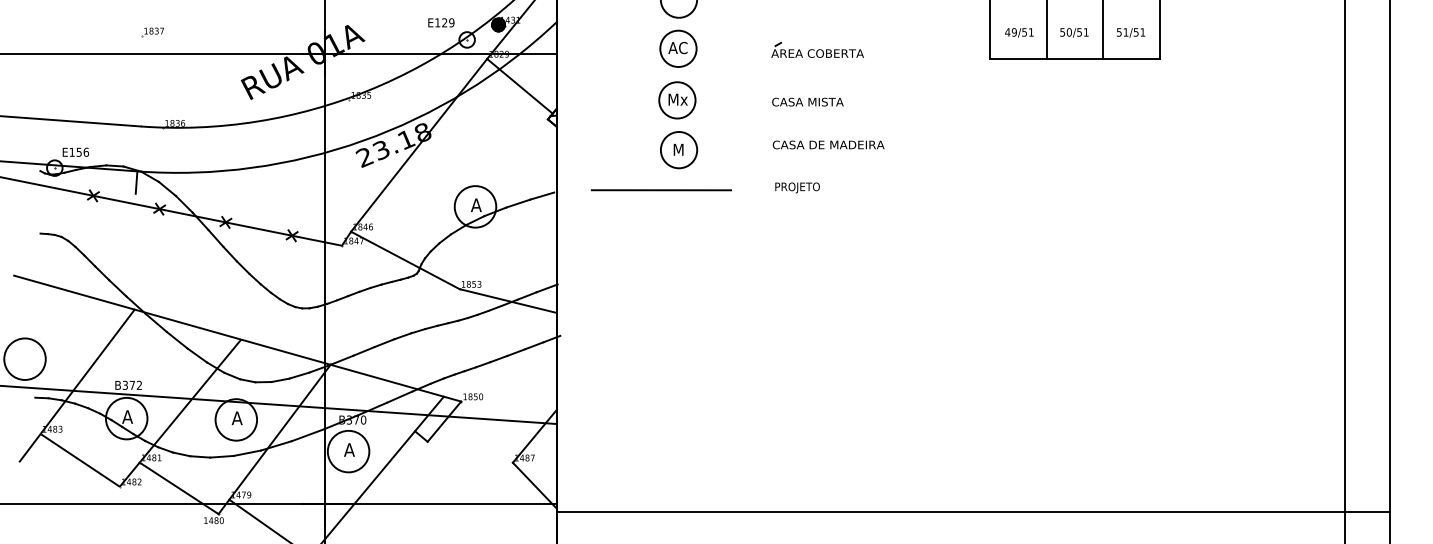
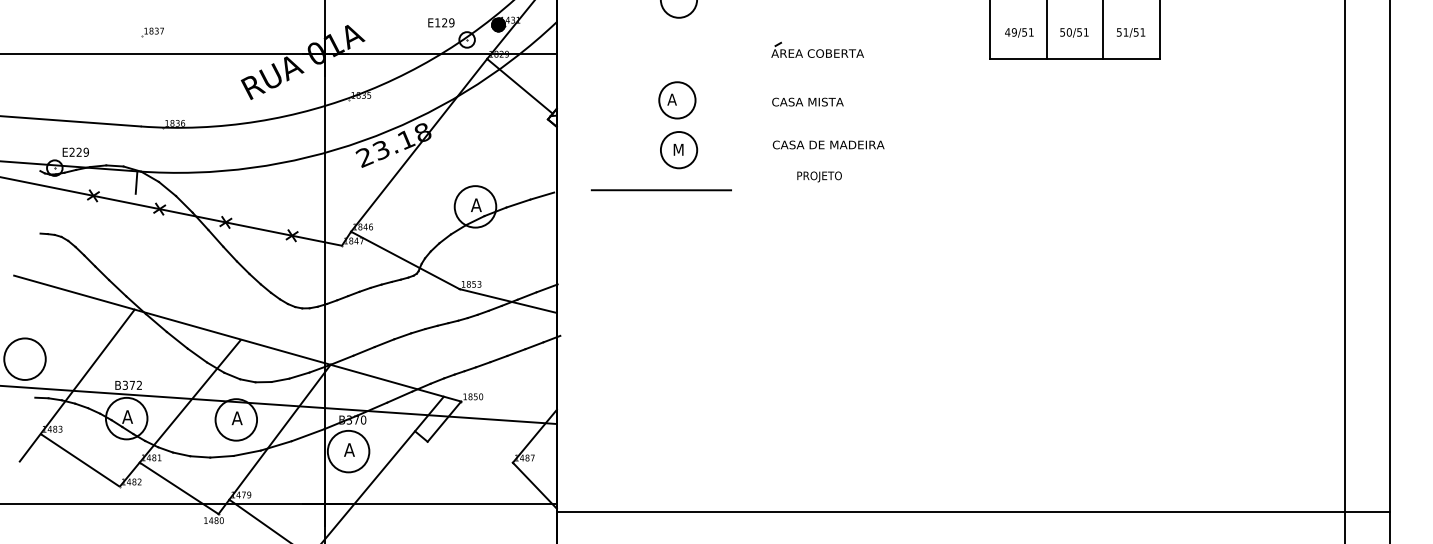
part: present -> none (678, 48)
text: Mx -> A (677, 99)
text: E156 -> E229 (79, 151)
text position: (797, 187) -> (819, 176) (819, 176)
